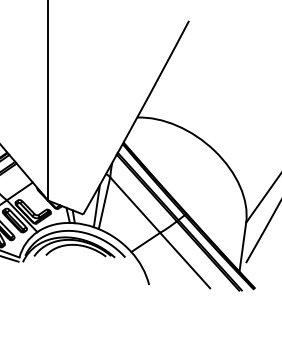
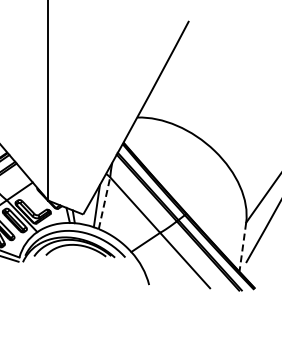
line: solid -> dashed (104, 202)
line: solid -> dashed (242, 247)
